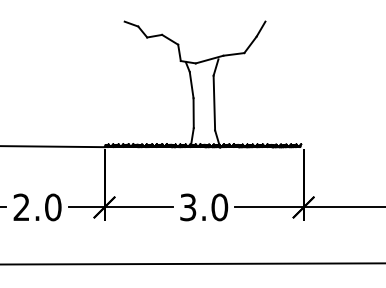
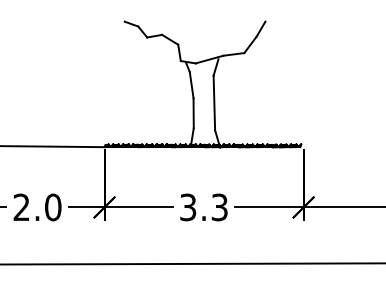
text: 3.0 -> 3.3 (219, 207)
